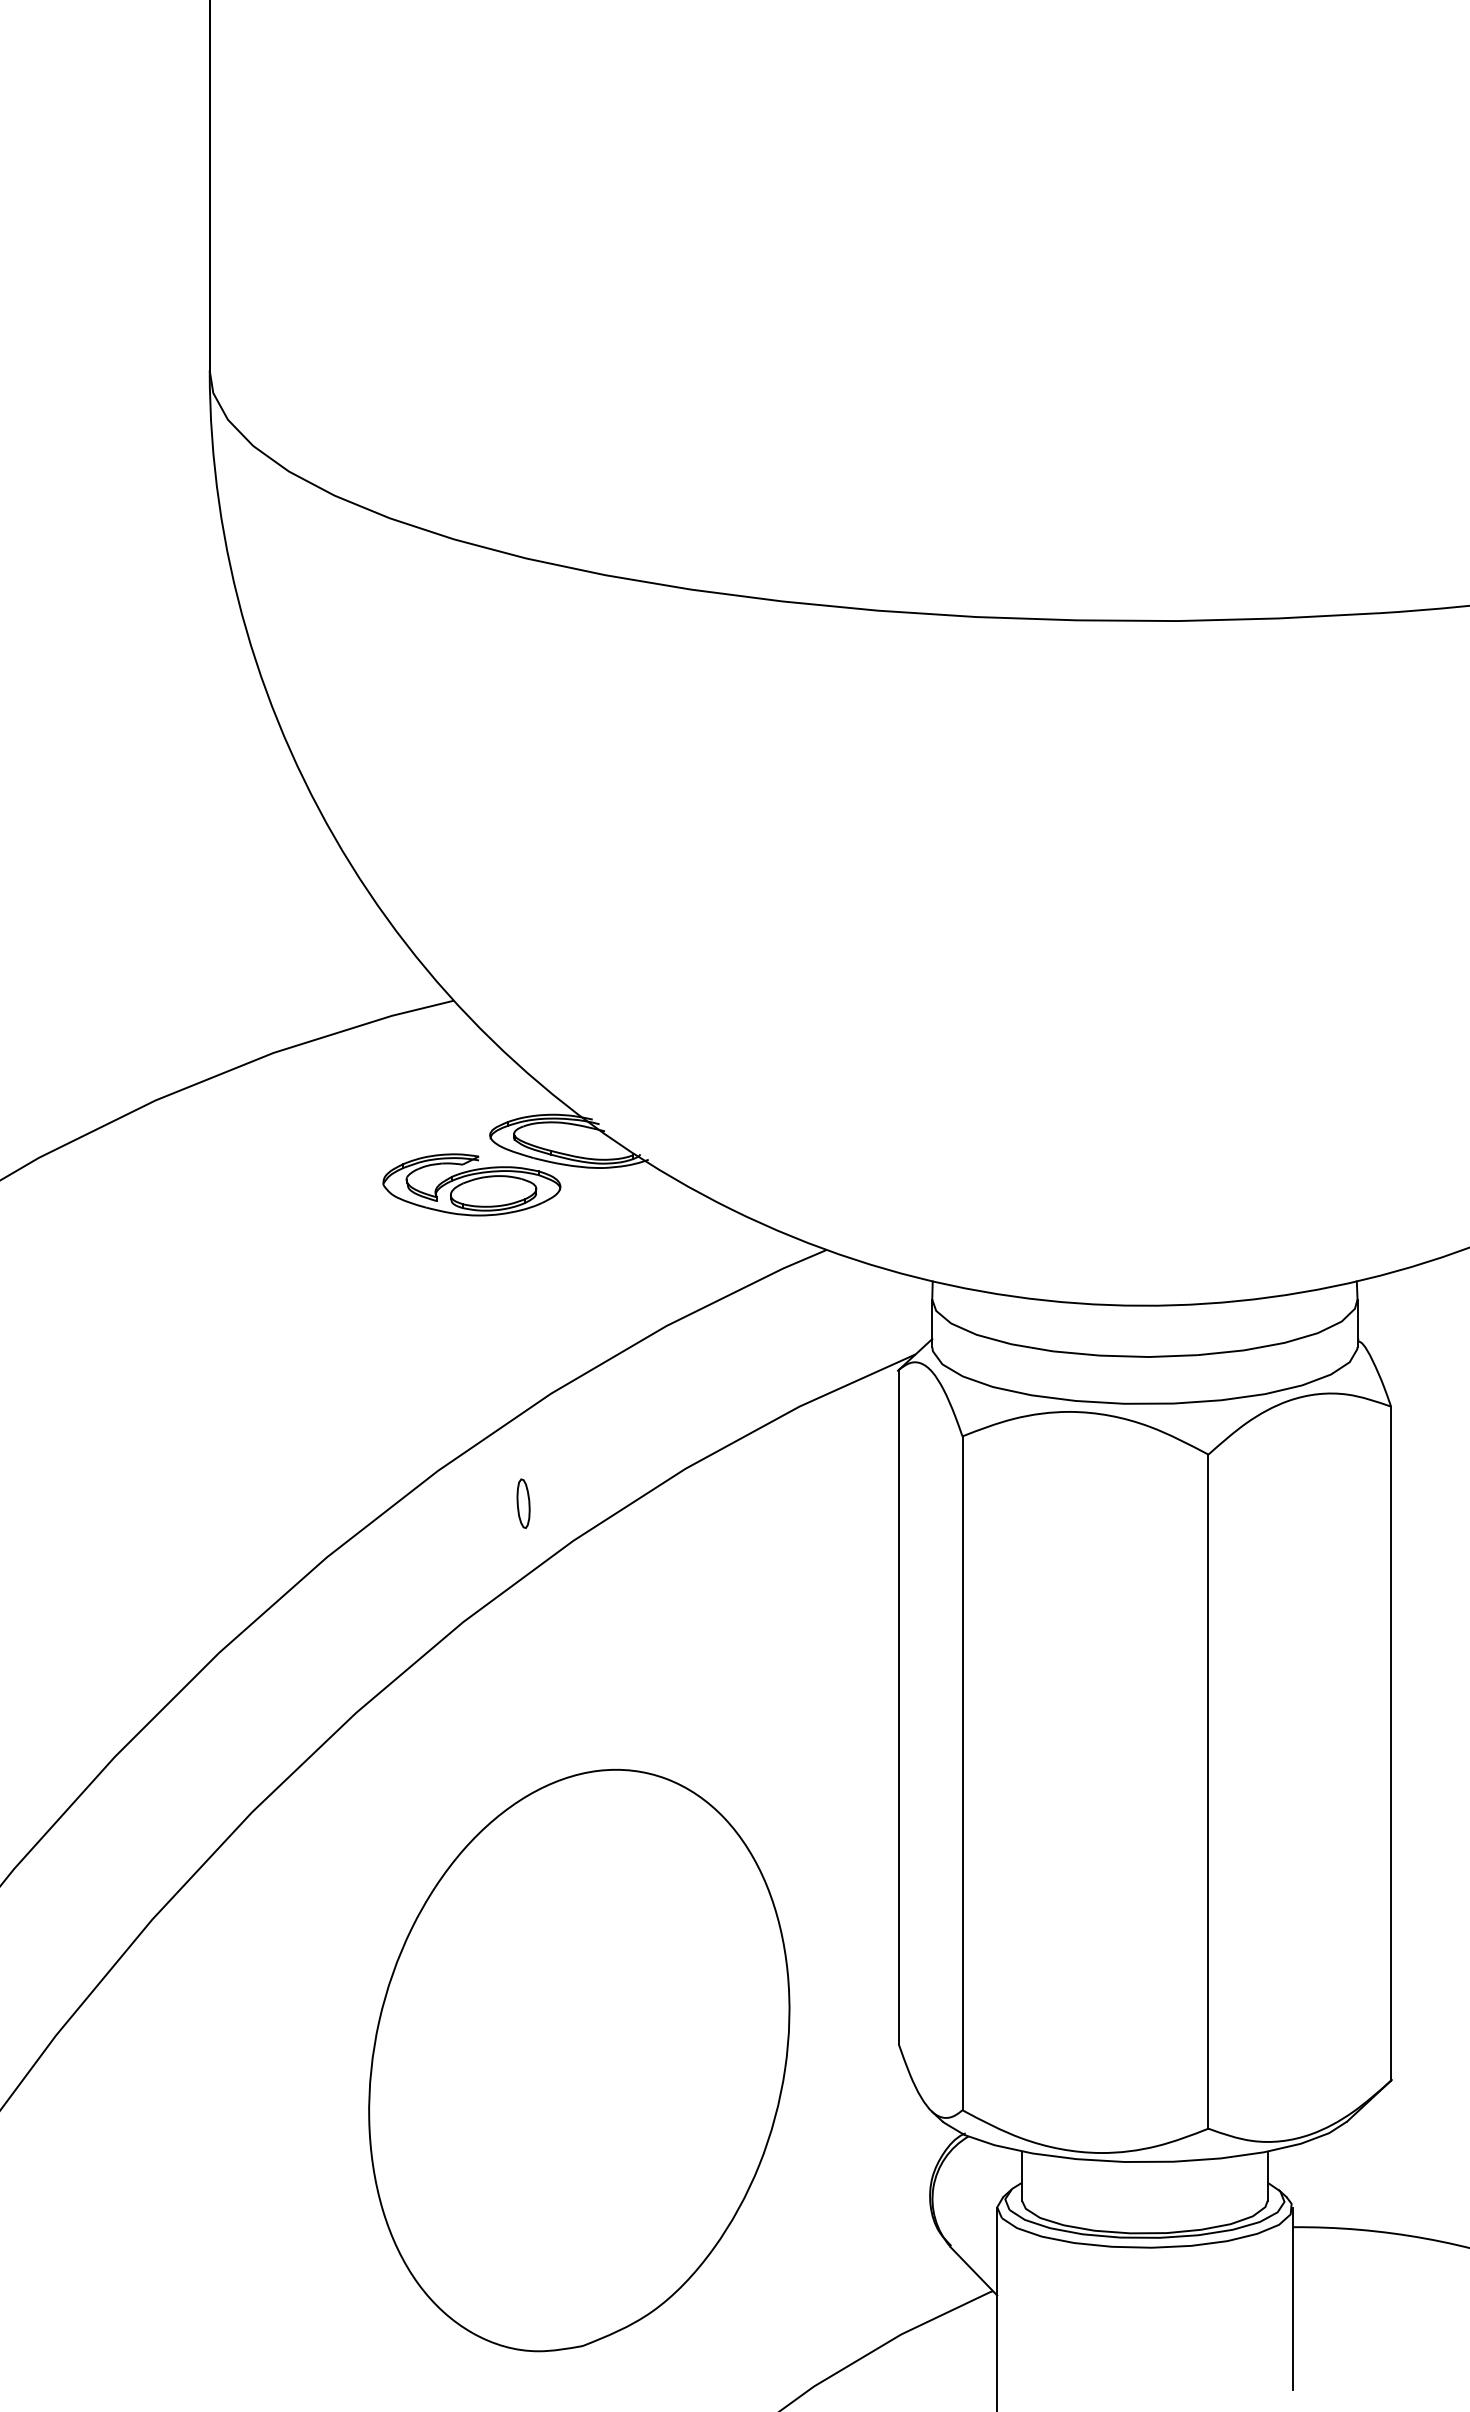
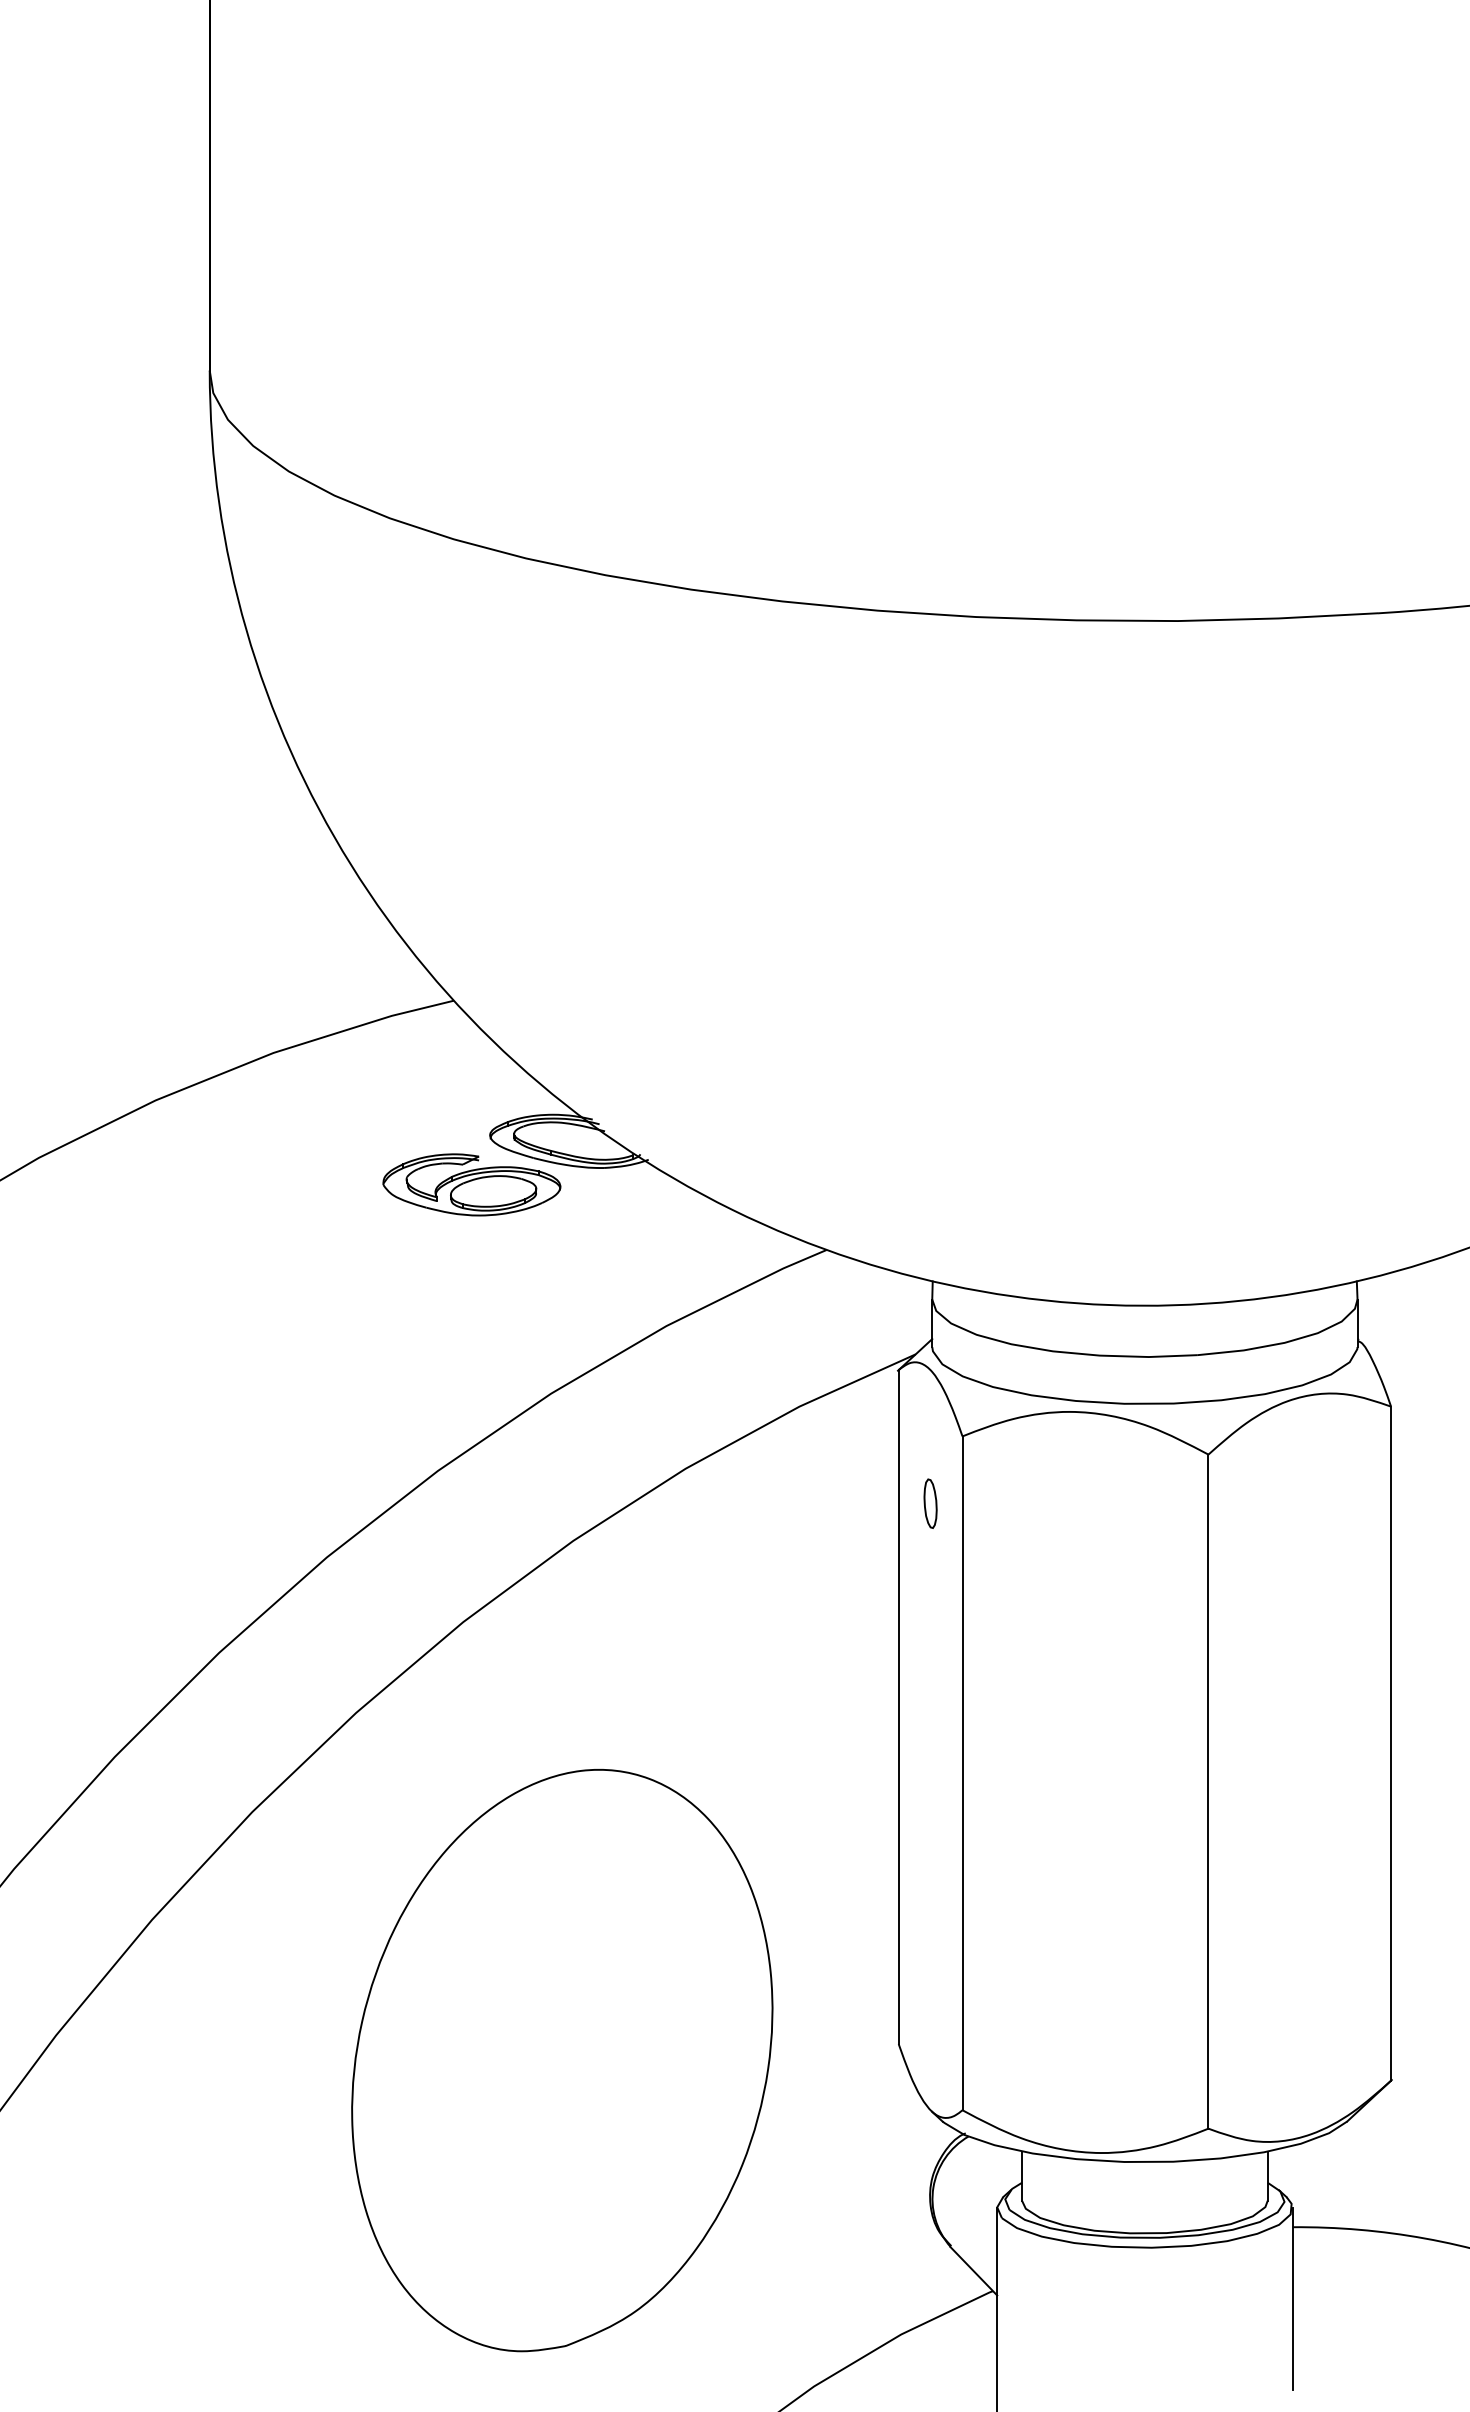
part position: (523, 1503) -> (930, 1503) (930, 1503)
part position: (579, 2060) -> (562, 2060) (562, 2060)
